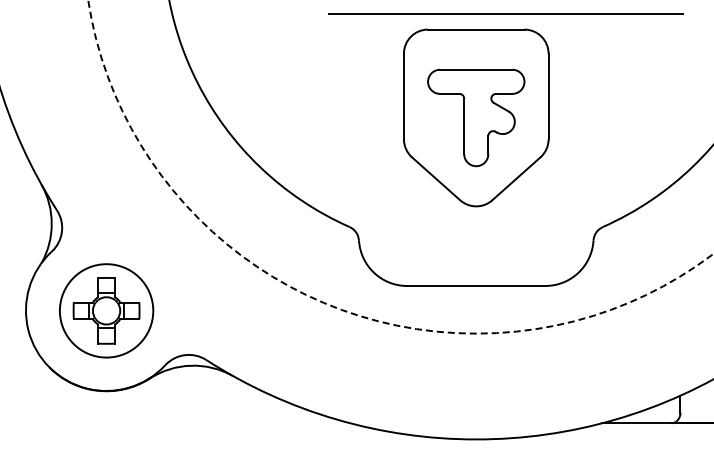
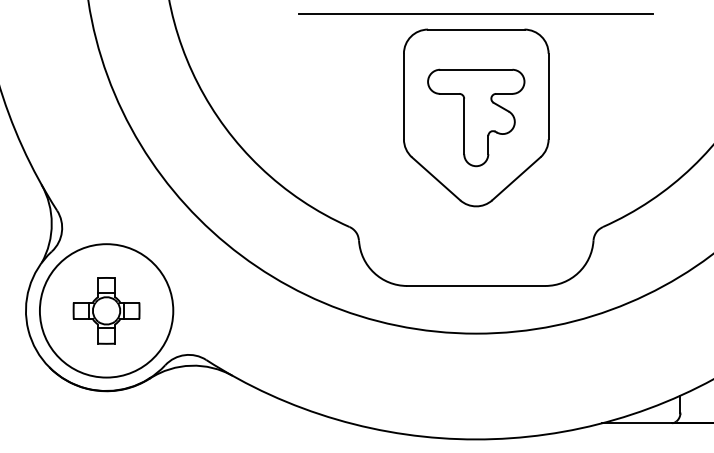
line position: (505, 13) -> (475, 13) (475, 13)
circle: dashed -> solid (400, 166)
circle diameter: 93 px -> 133 px (106, 310)
